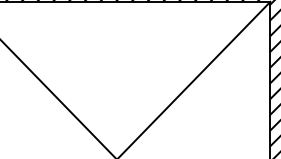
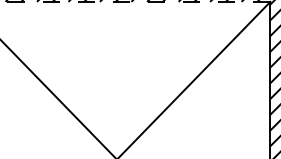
line: solid -> dashed (135, 1)
